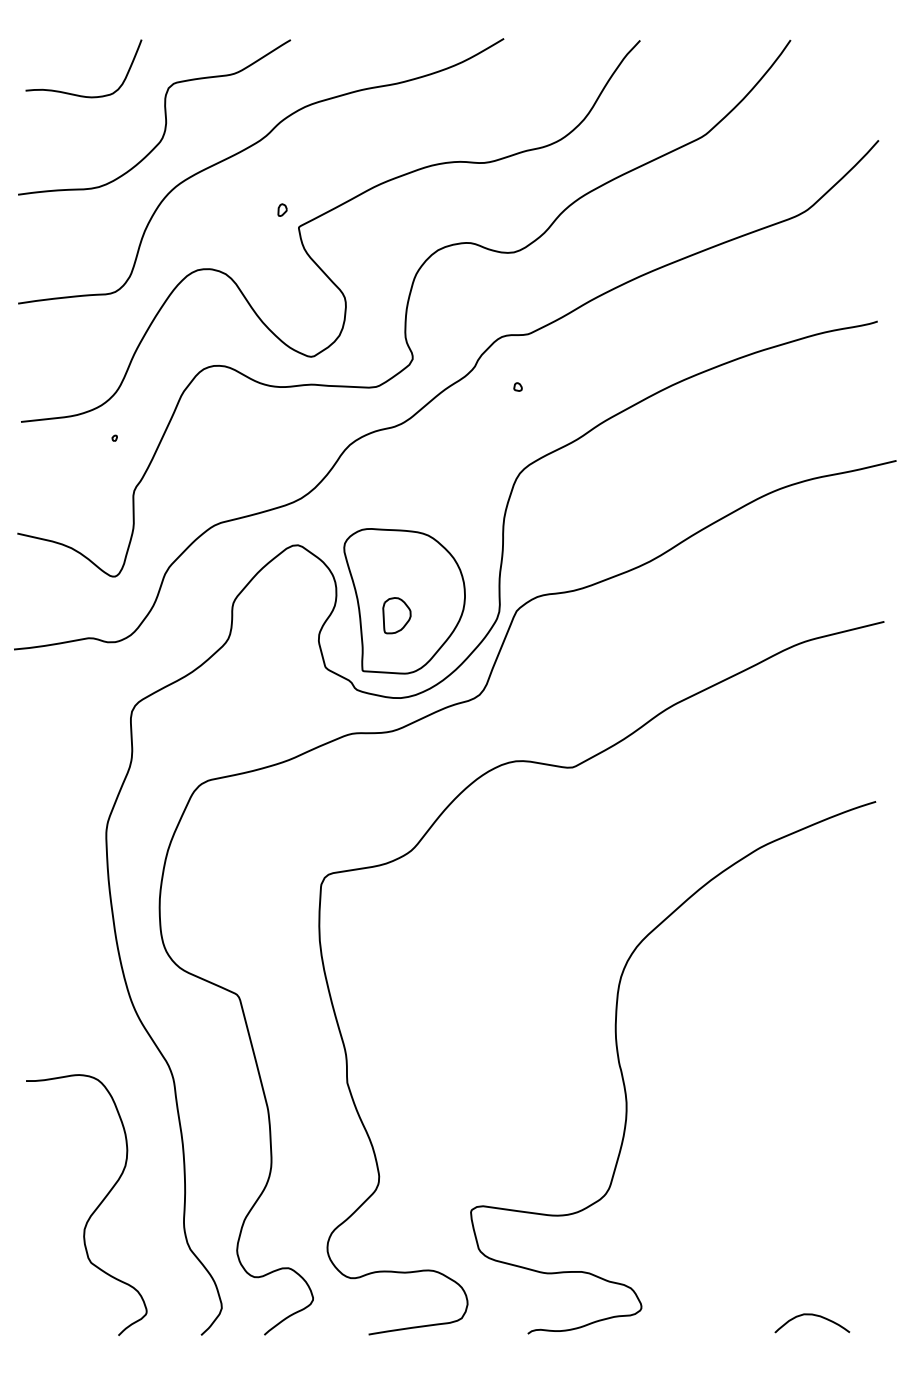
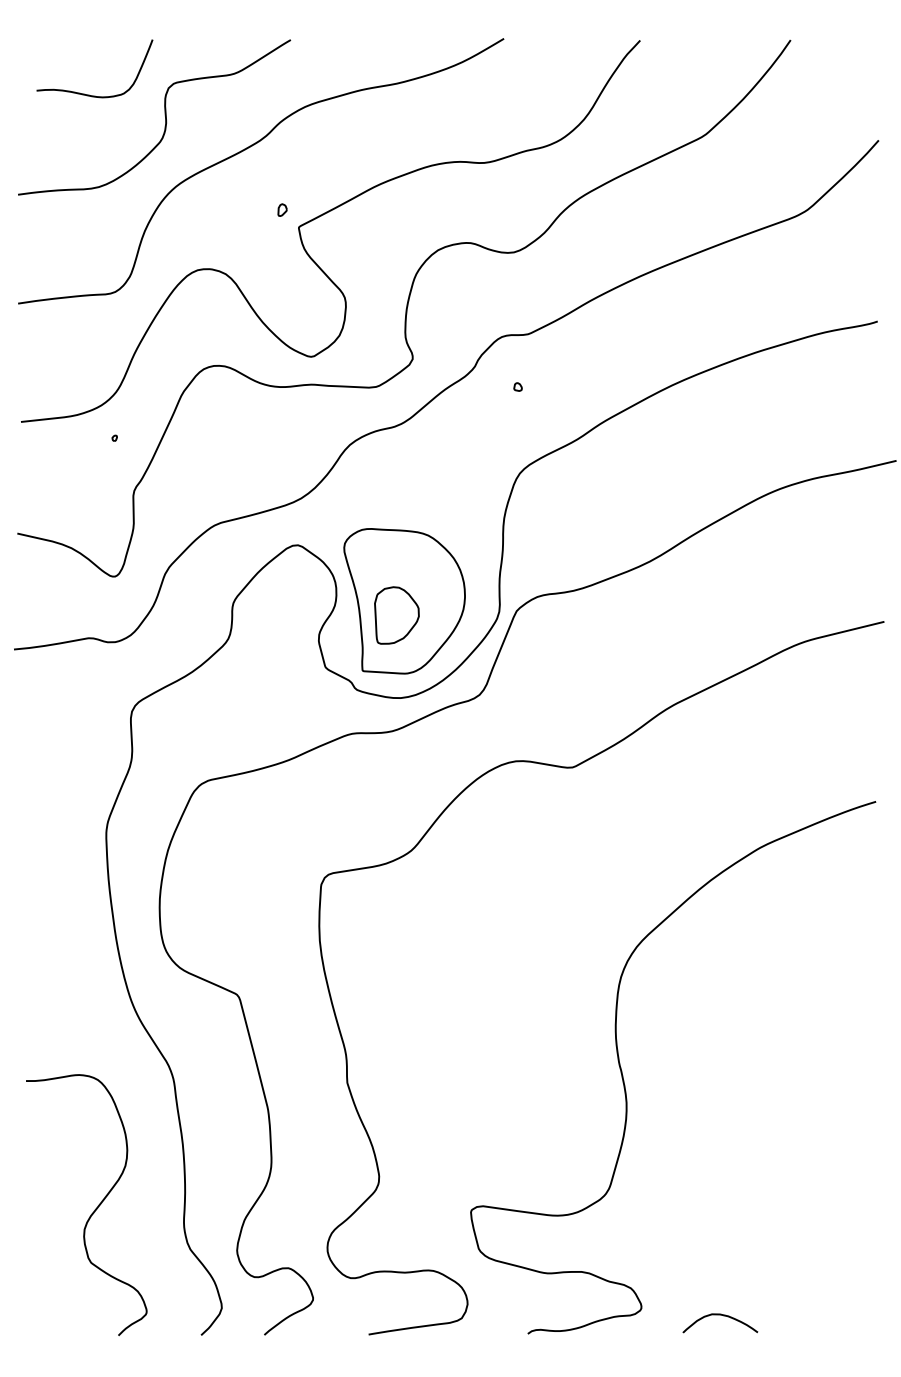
curve position: (78, 94) -> (89, 94) (89, 94)
part size: 30x38 px -> 46x59 px (396, 615)
curve position: (815, 1316) -> (723, 1316) (723, 1316)
